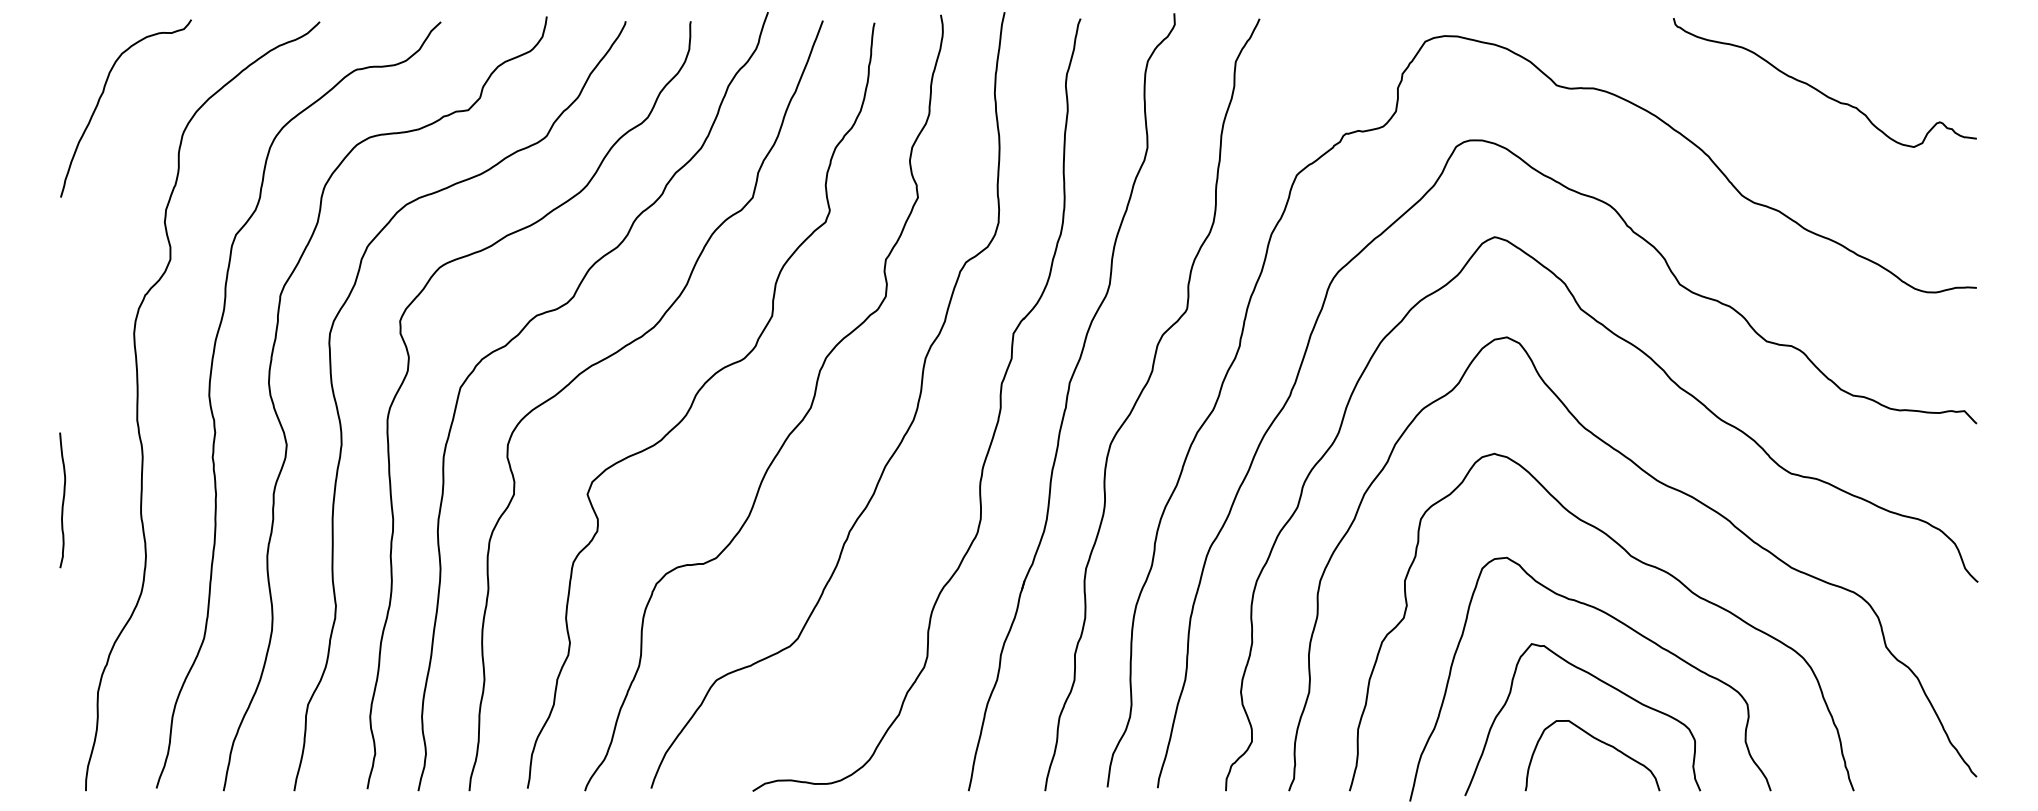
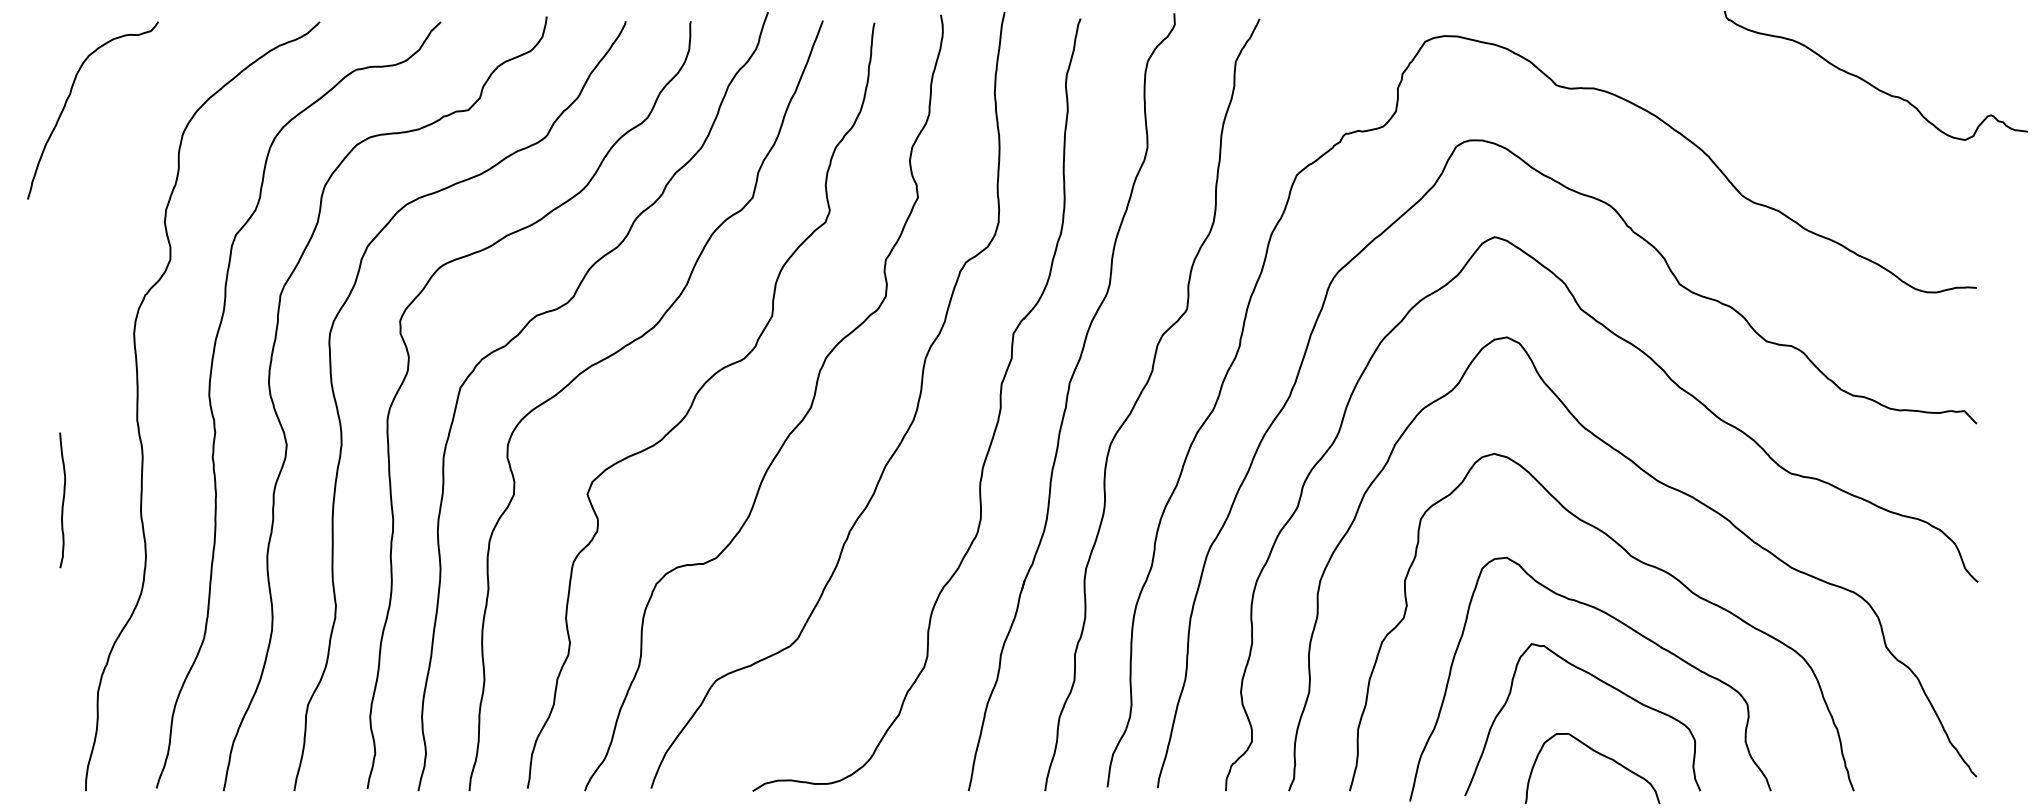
curve position: (1818, 89) -> (1869, 82) (1869, 82)
curve position: (101, 97) -> (68, 99) (68, 99)
curve position: (1600, 742) -> (1600, 755) (1600, 755)
